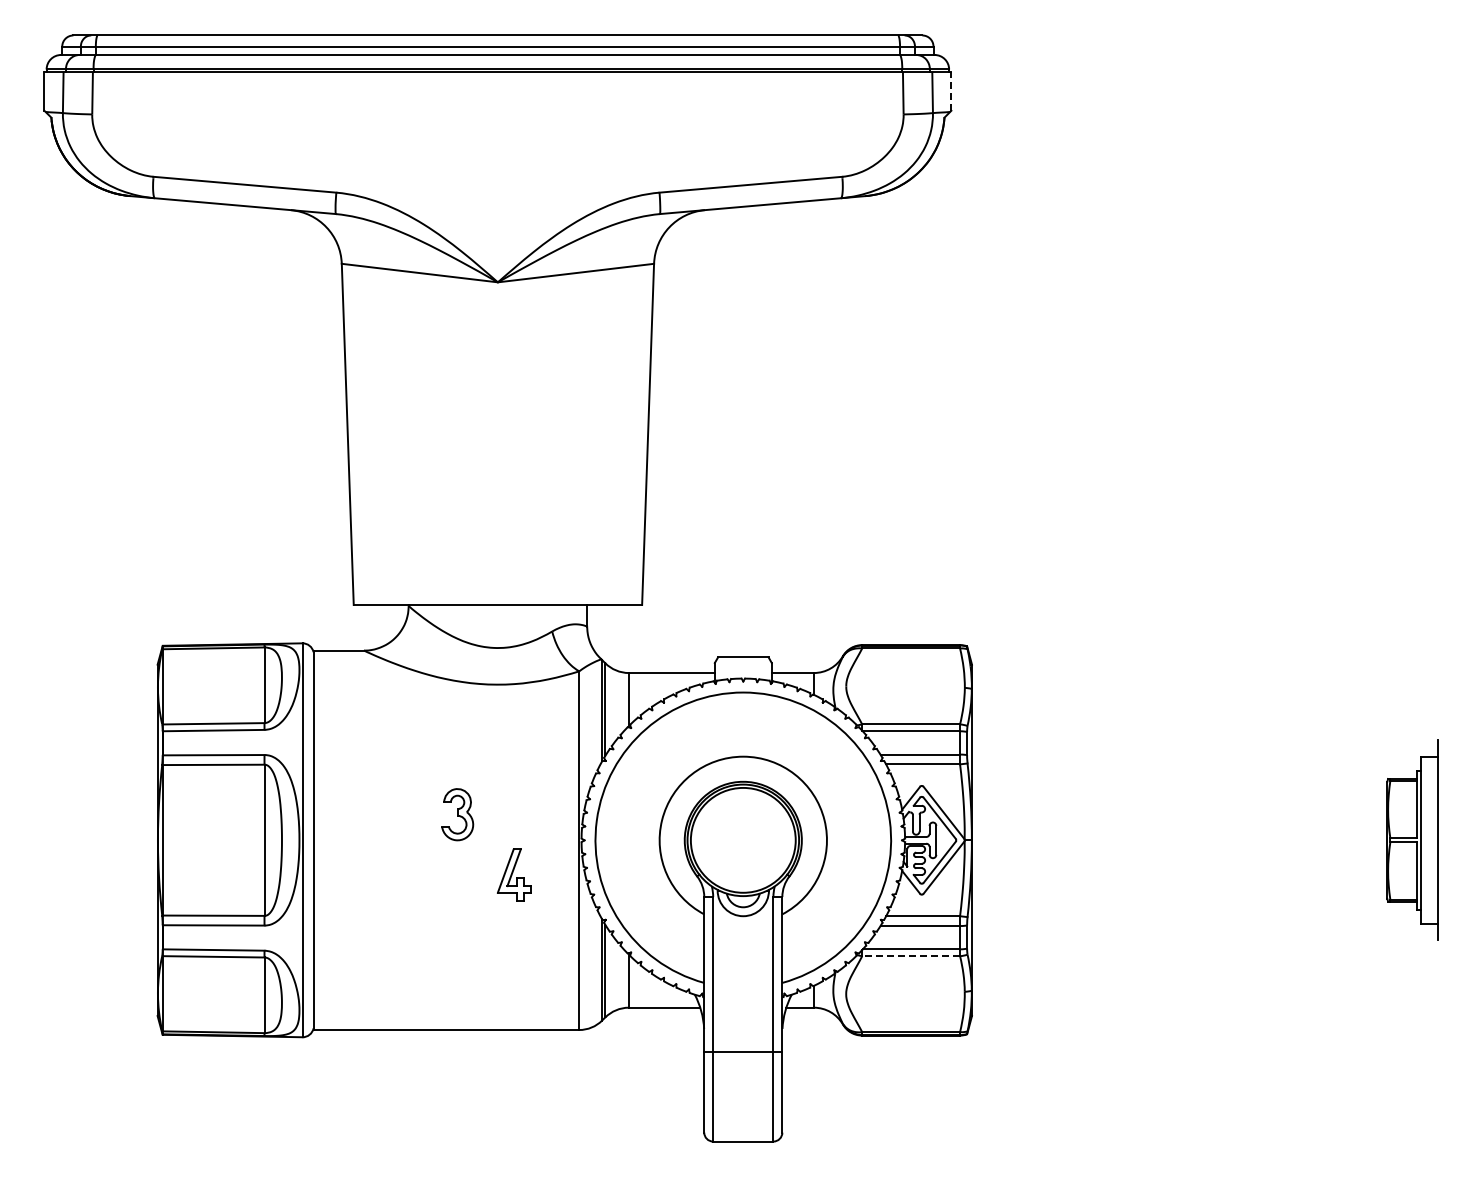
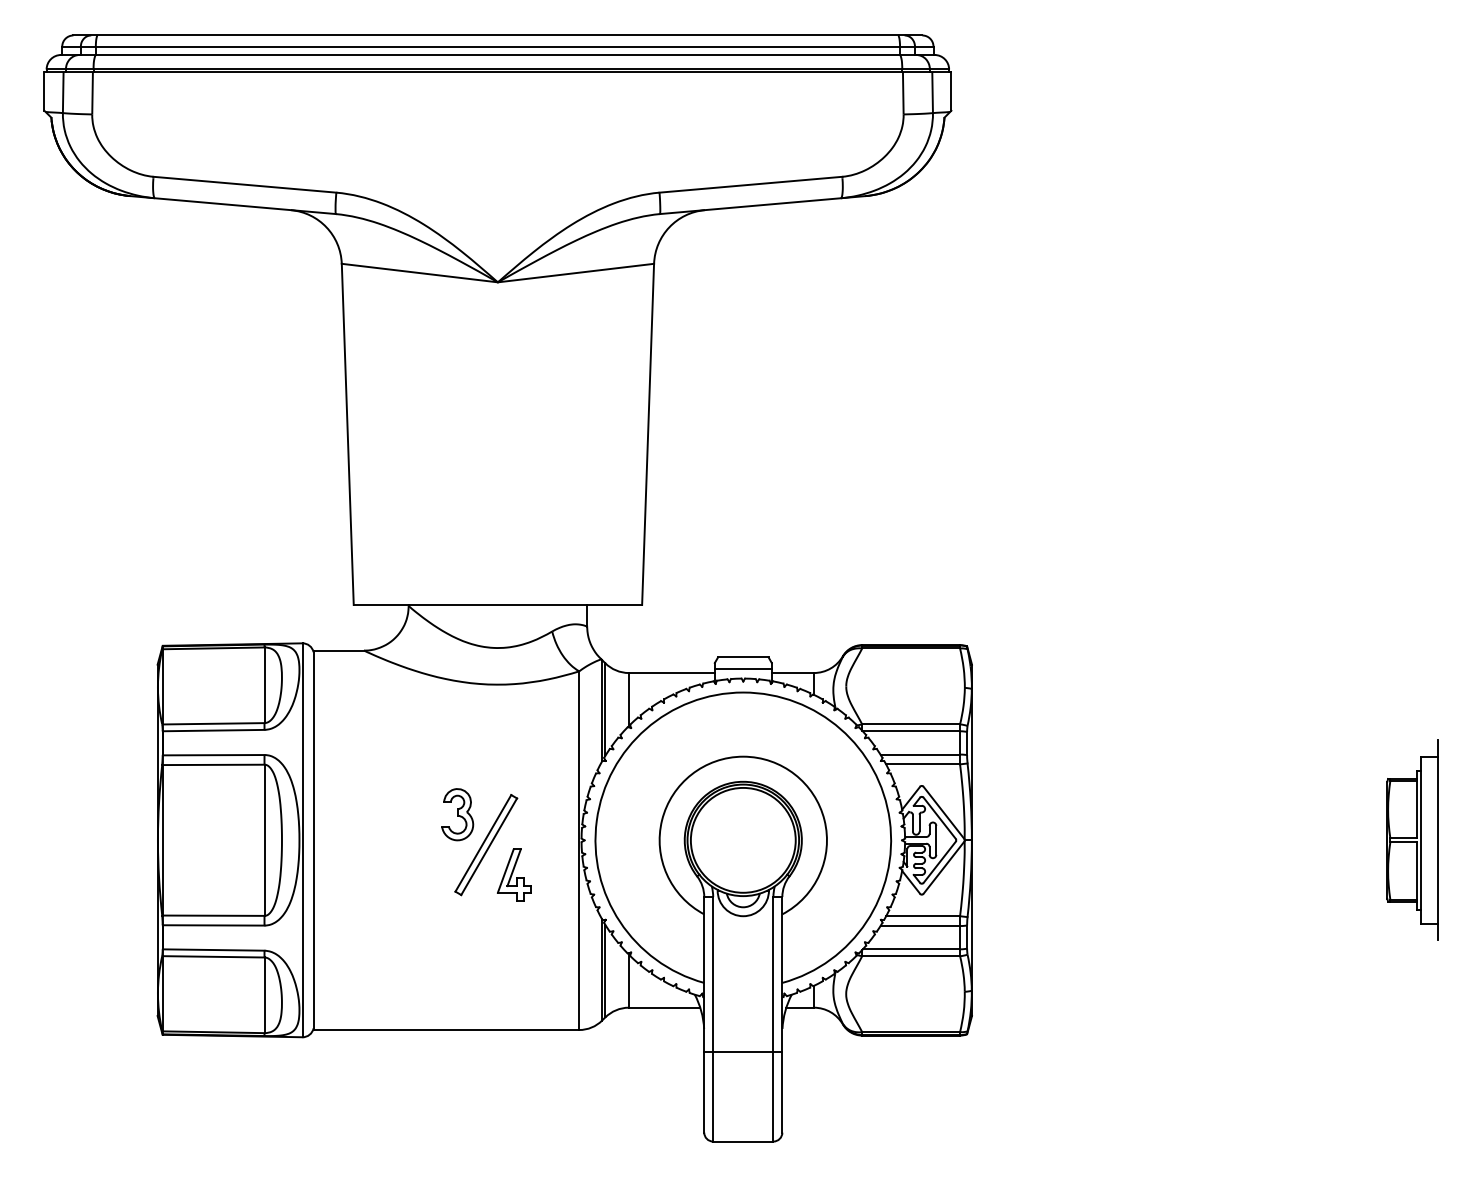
line: dashed -> solid (951, 91)
line: none -> present (742, 668)
part: none -> present (486, 845)
line: dashed -> solid (911, 956)
